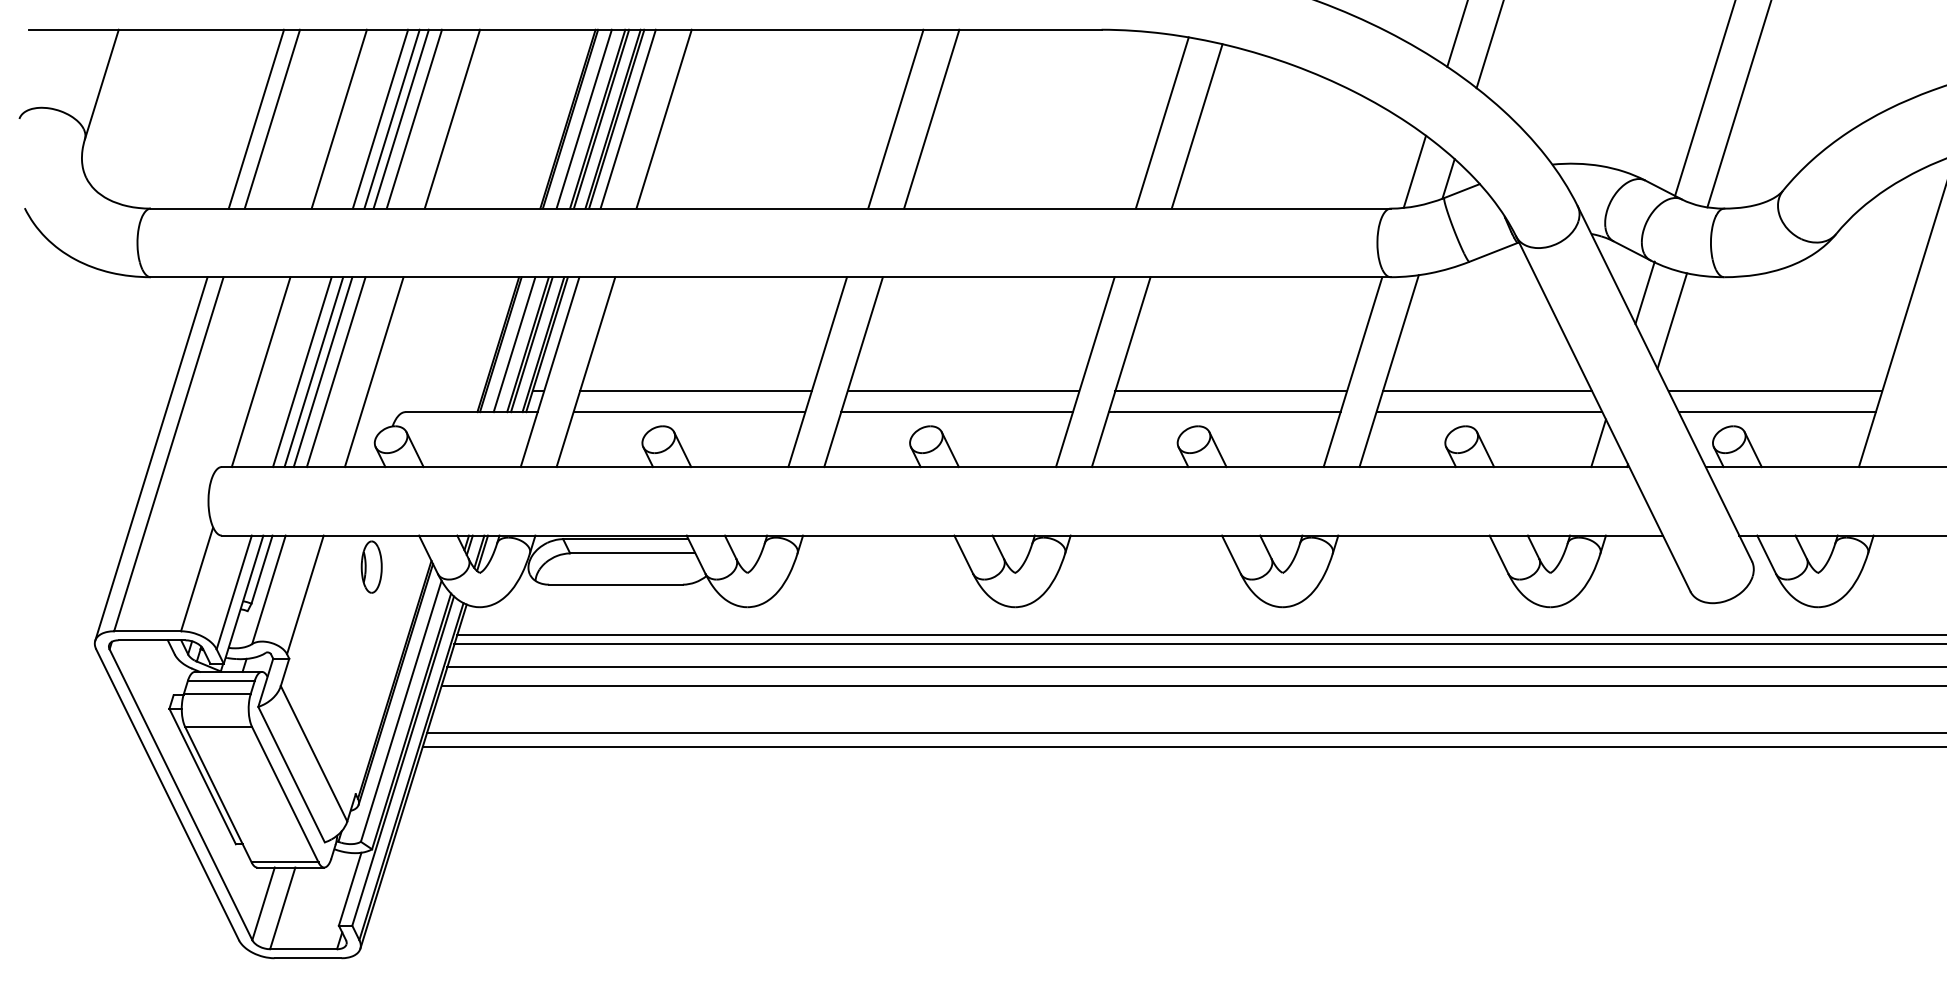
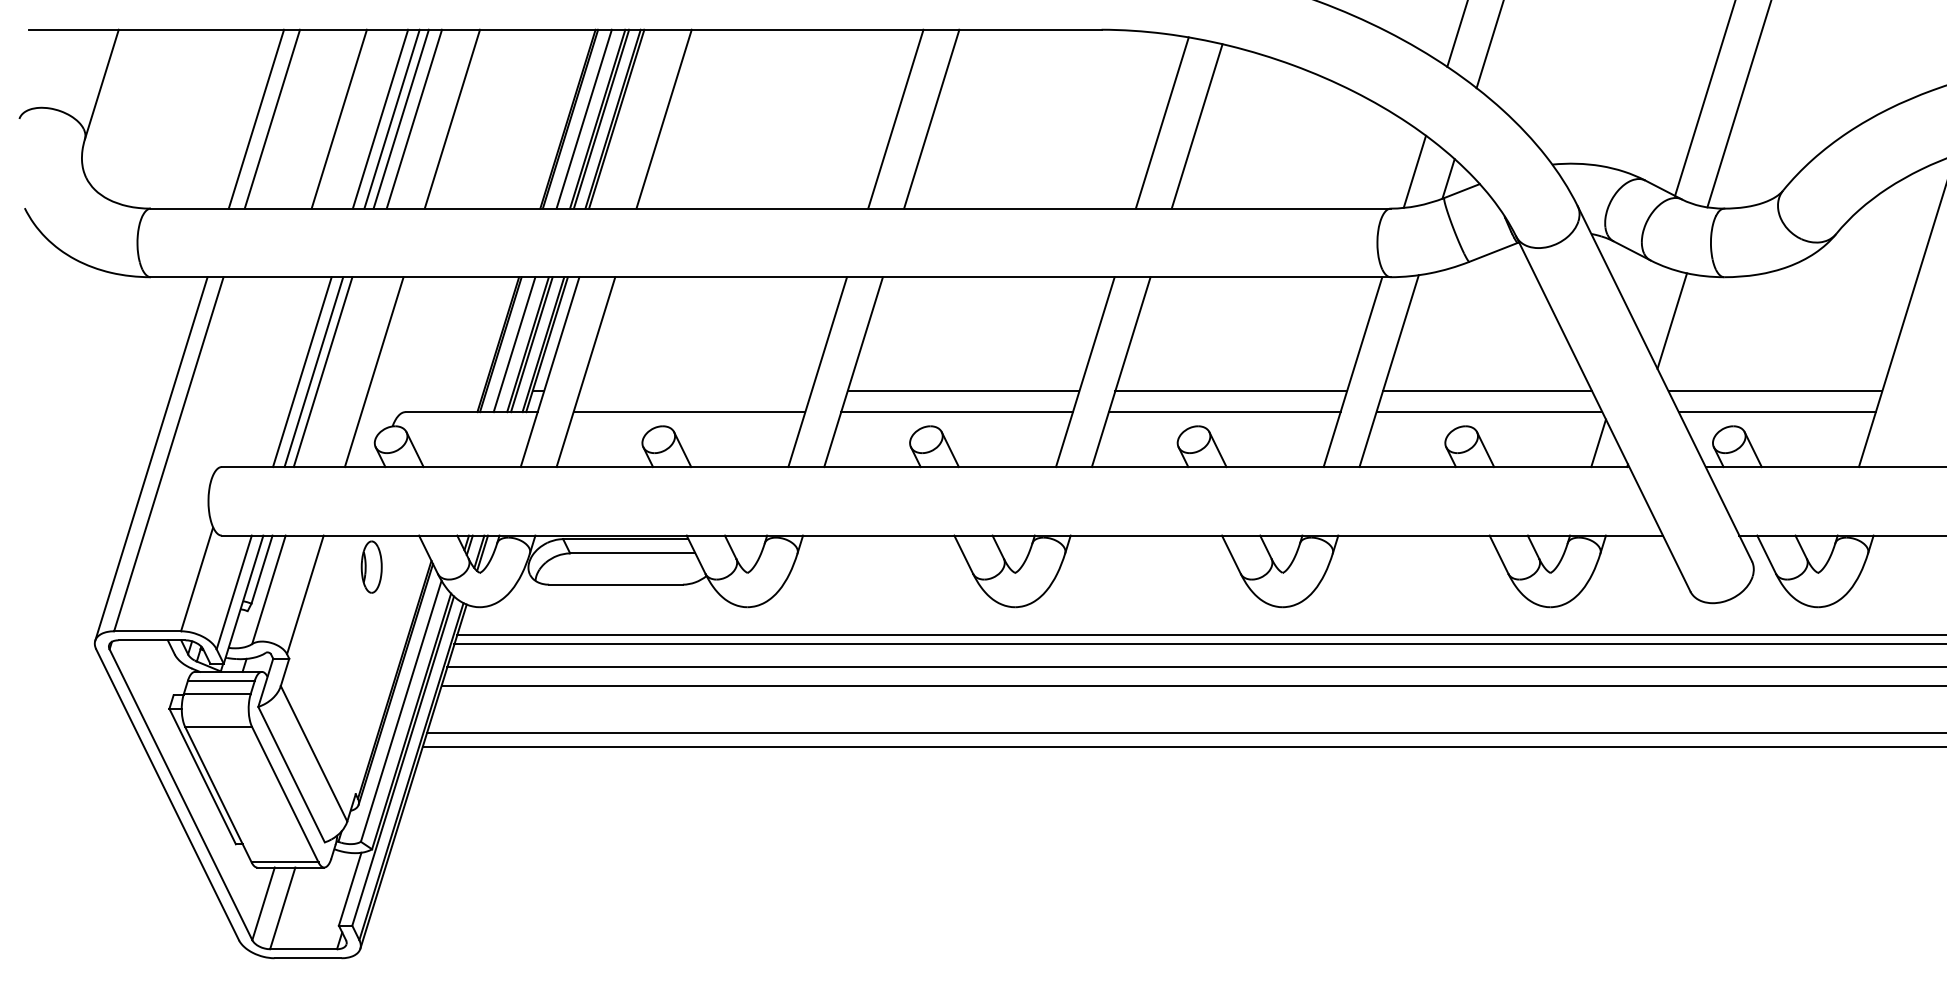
line: present -> none (627, 118)
line: present -> none (1644, 292)
line: present -> none (260, 372)
line: present -> none (335, 372)
line: present -> none (695, 391)
